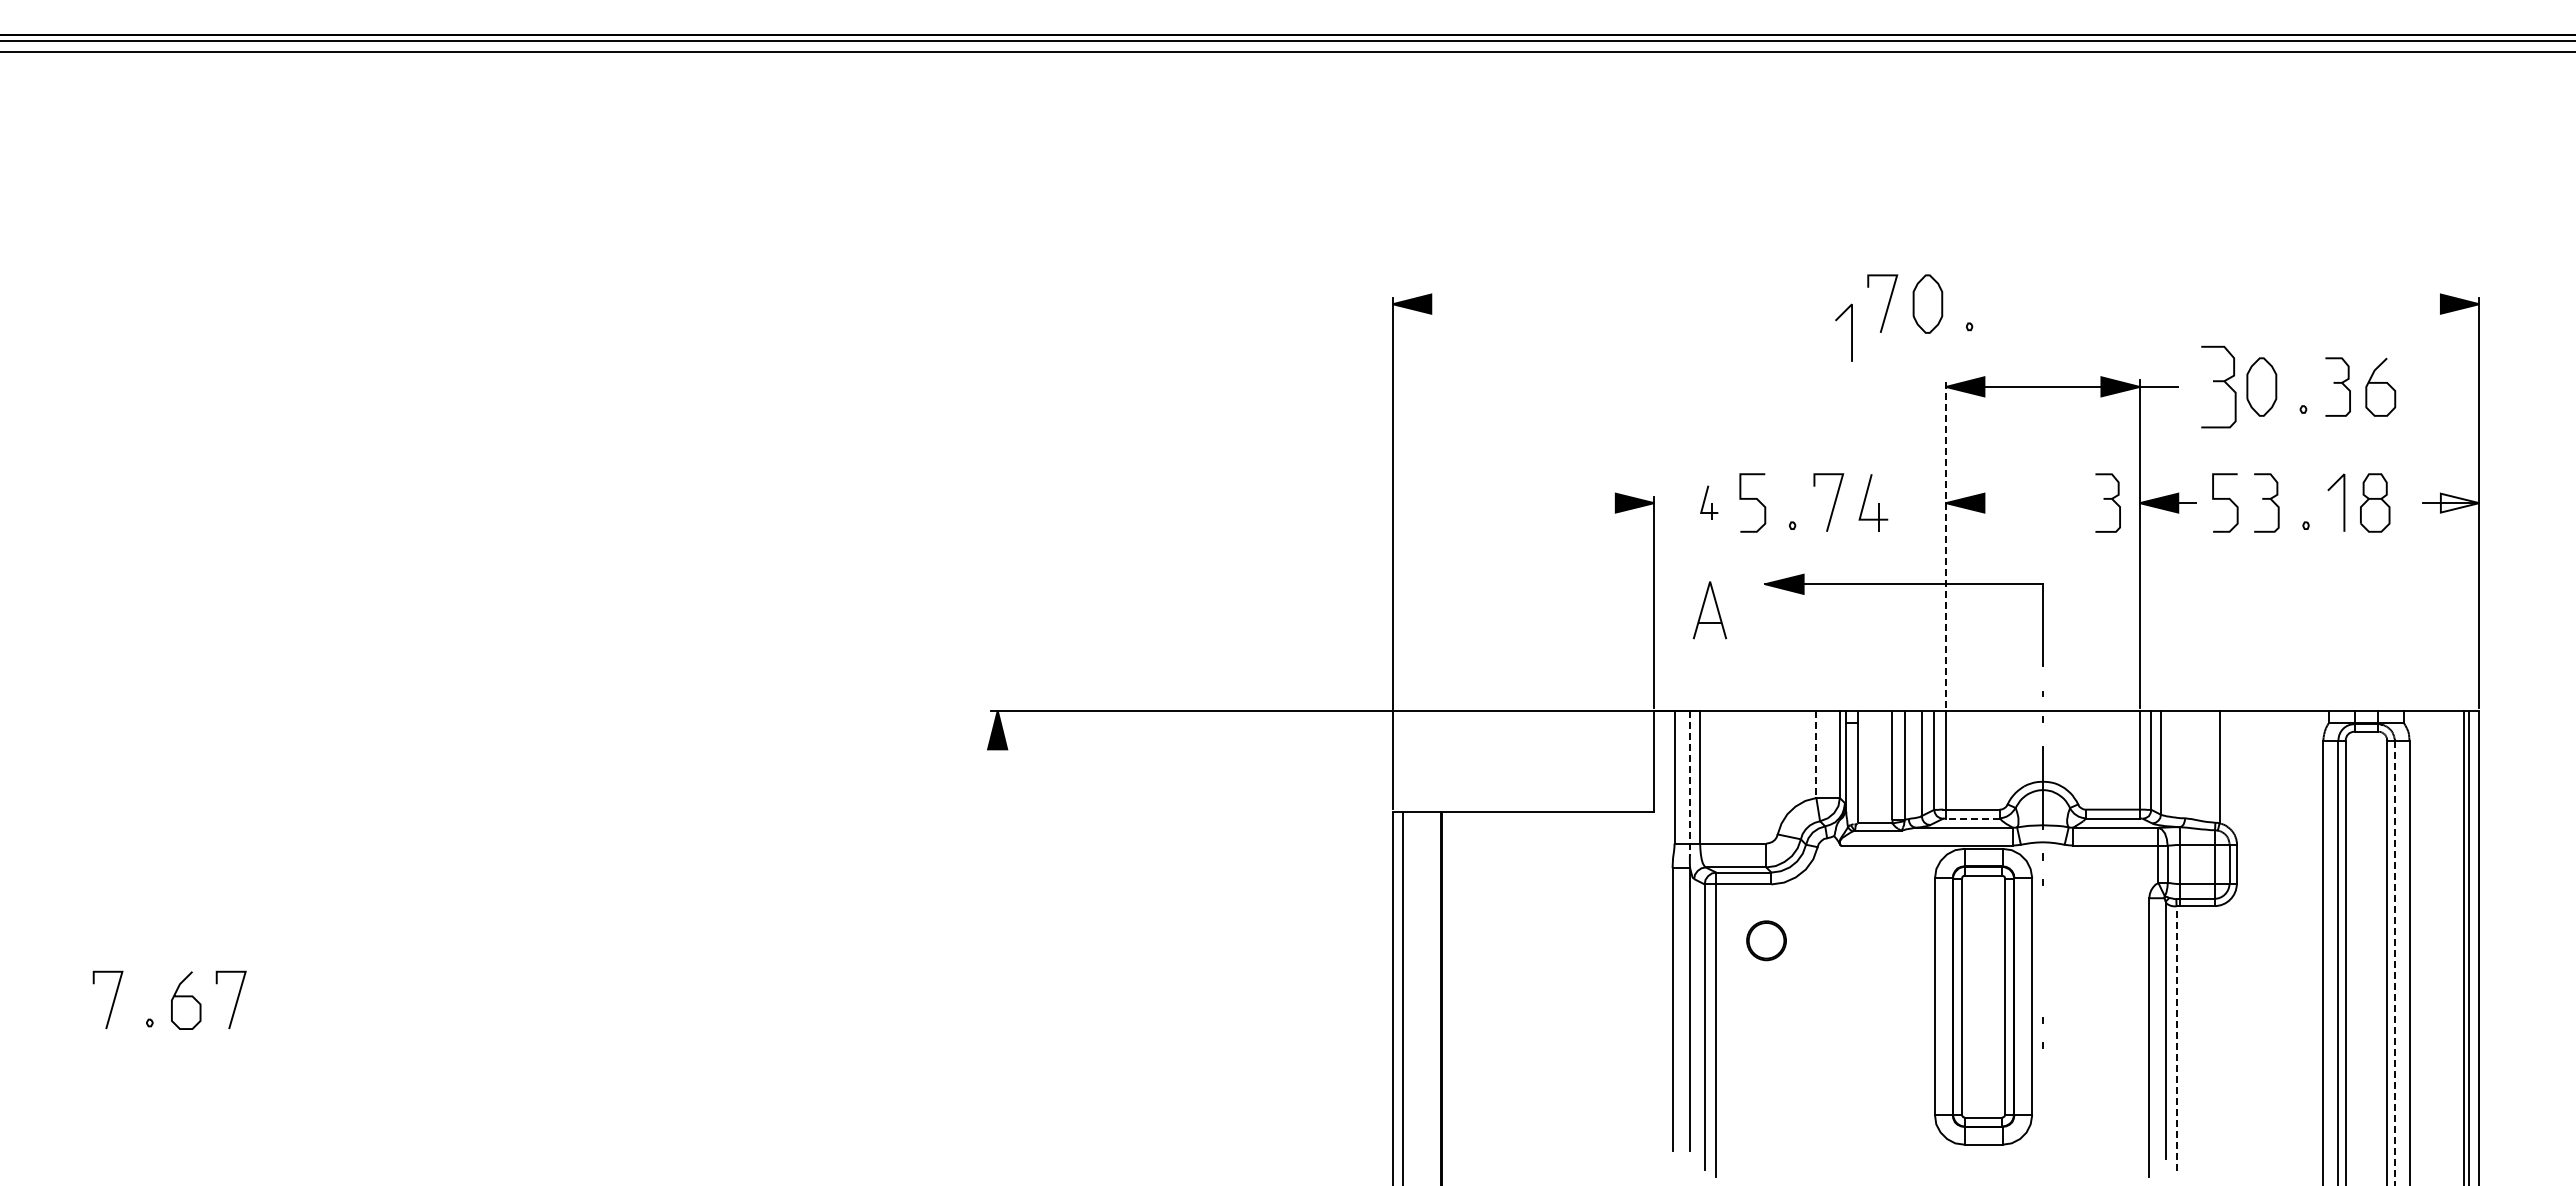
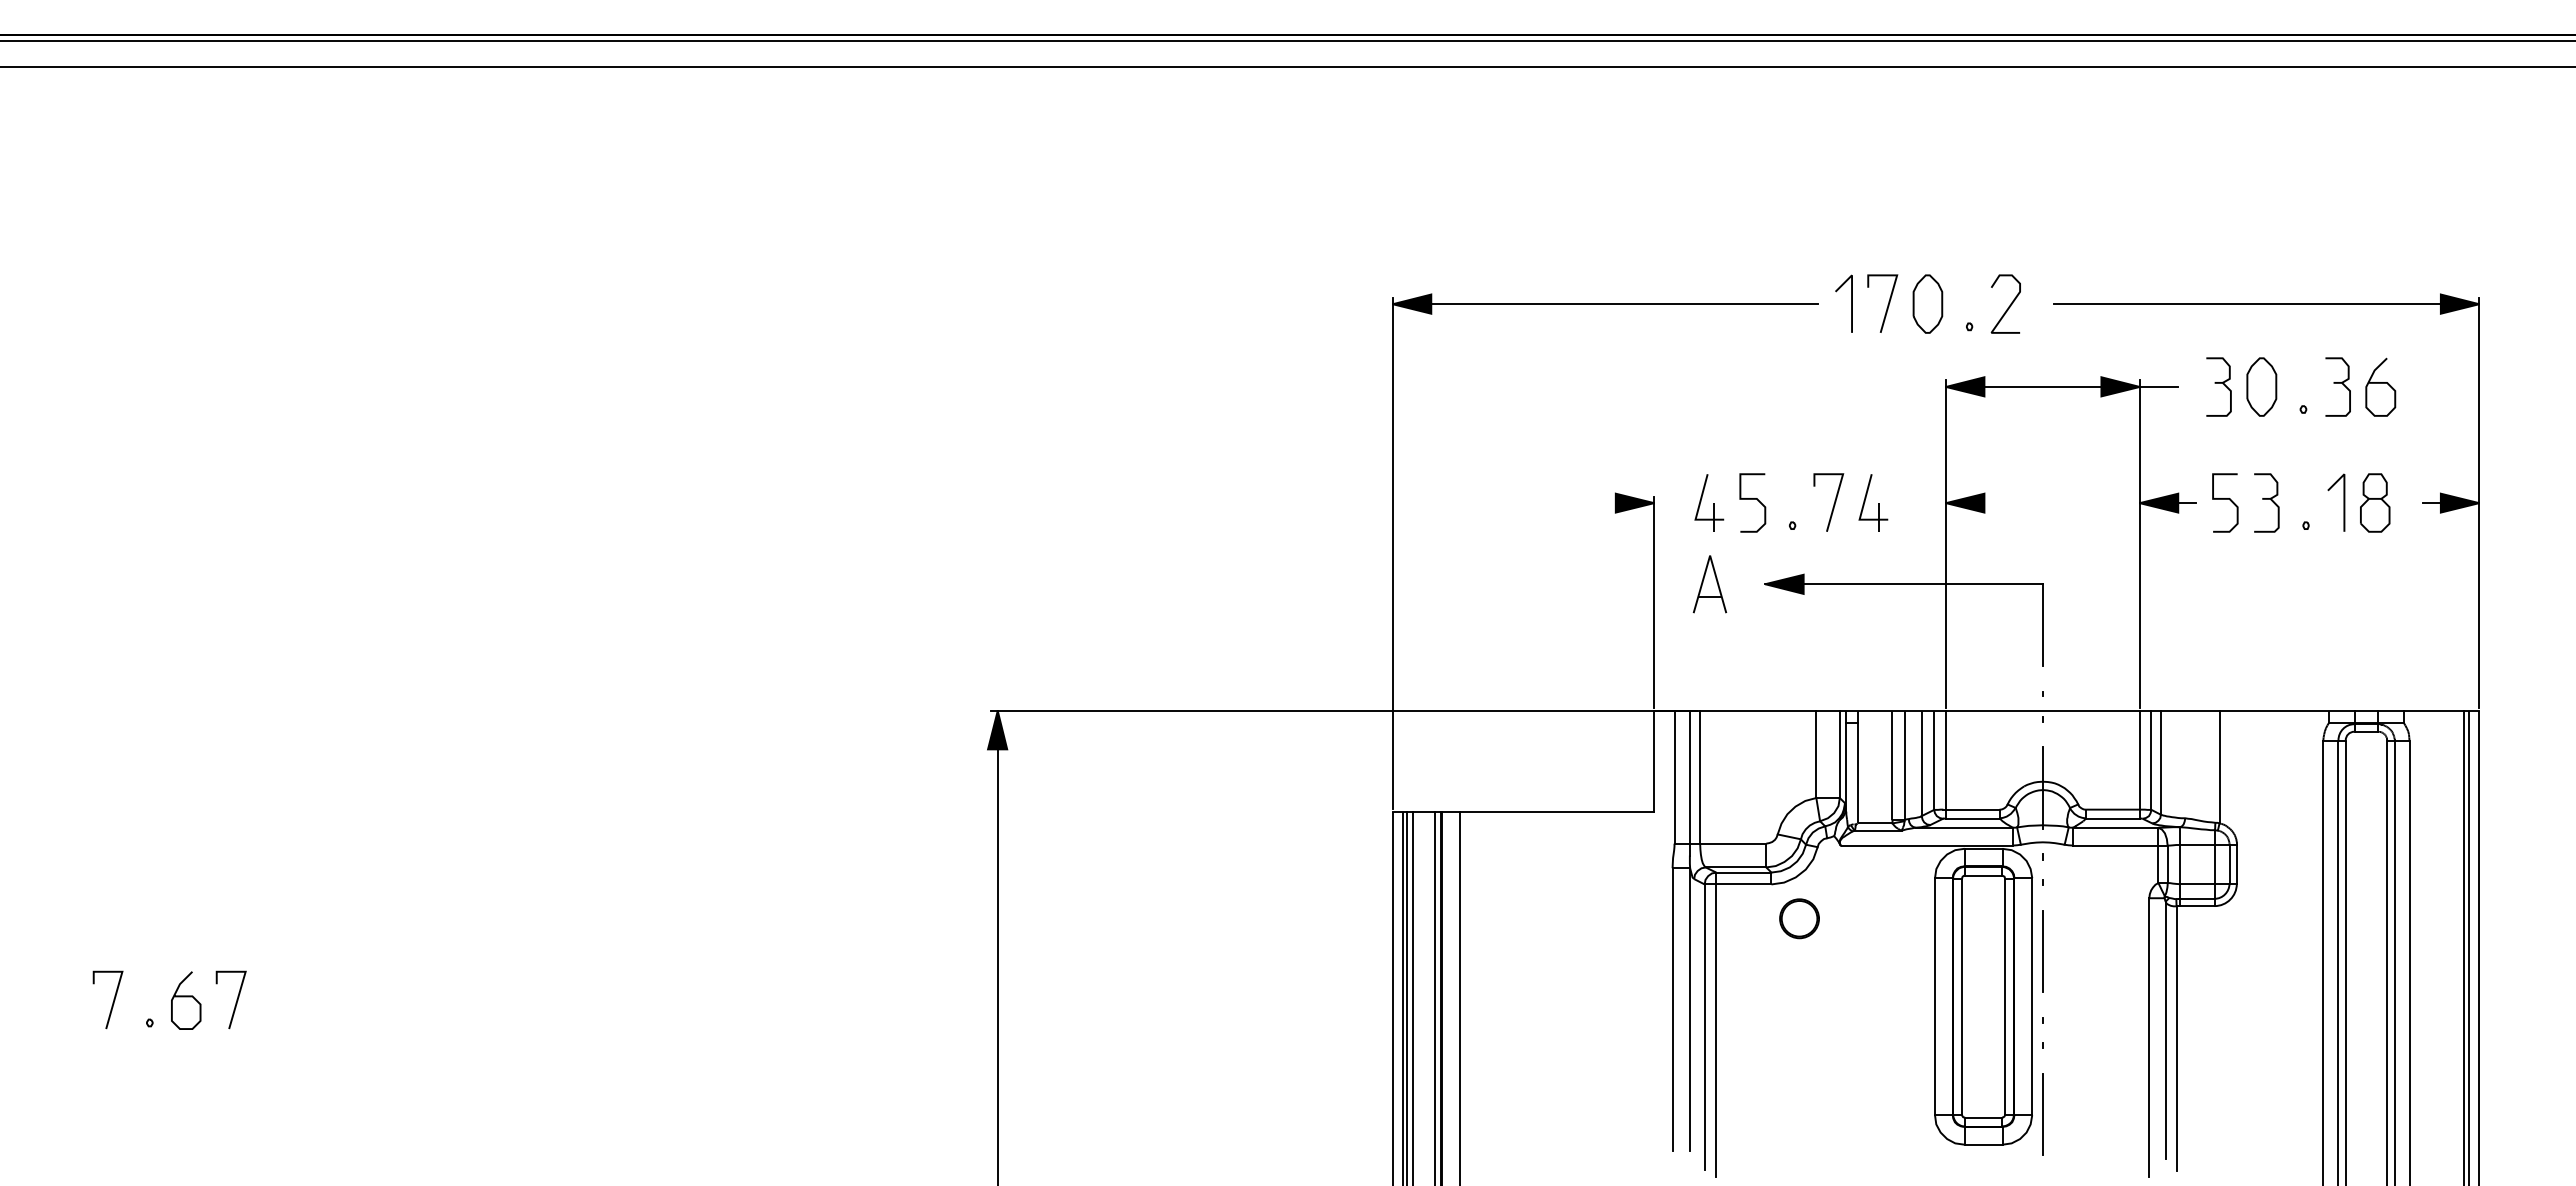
line position: (1287, 52) -> (1287, 67) (1287, 67)
line: none -> present (1605, 304)
line: none -> present (2266, 304)
curve: none -> present (2008, 306)
line position: (1851, 332) -> (1851, 303) (1851, 303)
part size: 36x84 px -> 26x60 px (2218, 386)
part size: 19x35 px -> 31x58 px (1709, 502)
part: present -> none (2107, 502)
fill: none -> present (2459, 502)
line: dashed -> solid (1946, 544)
part position: (1709, 610) -> (1709, 584) (1709, 584)
line: dashed -> solid (1816, 754)
line: dashed -> solid (1689, 783)
line: dashed -> solid (1972, 818)
part position: (1766, 940) -> (1799, 918) (1799, 918)
line: none -> present (997, 946)
line: none -> present (2042, 951)
line: dashed -> solid (2394, 963)
line: none -> present (1406, 996)
line: none -> present (1412, 996)
line: none -> present (1435, 996)
line: none -> present (1459, 996)
line: dashed -> solid (2176, 1038)
line: none -> present (2042, 1114)
